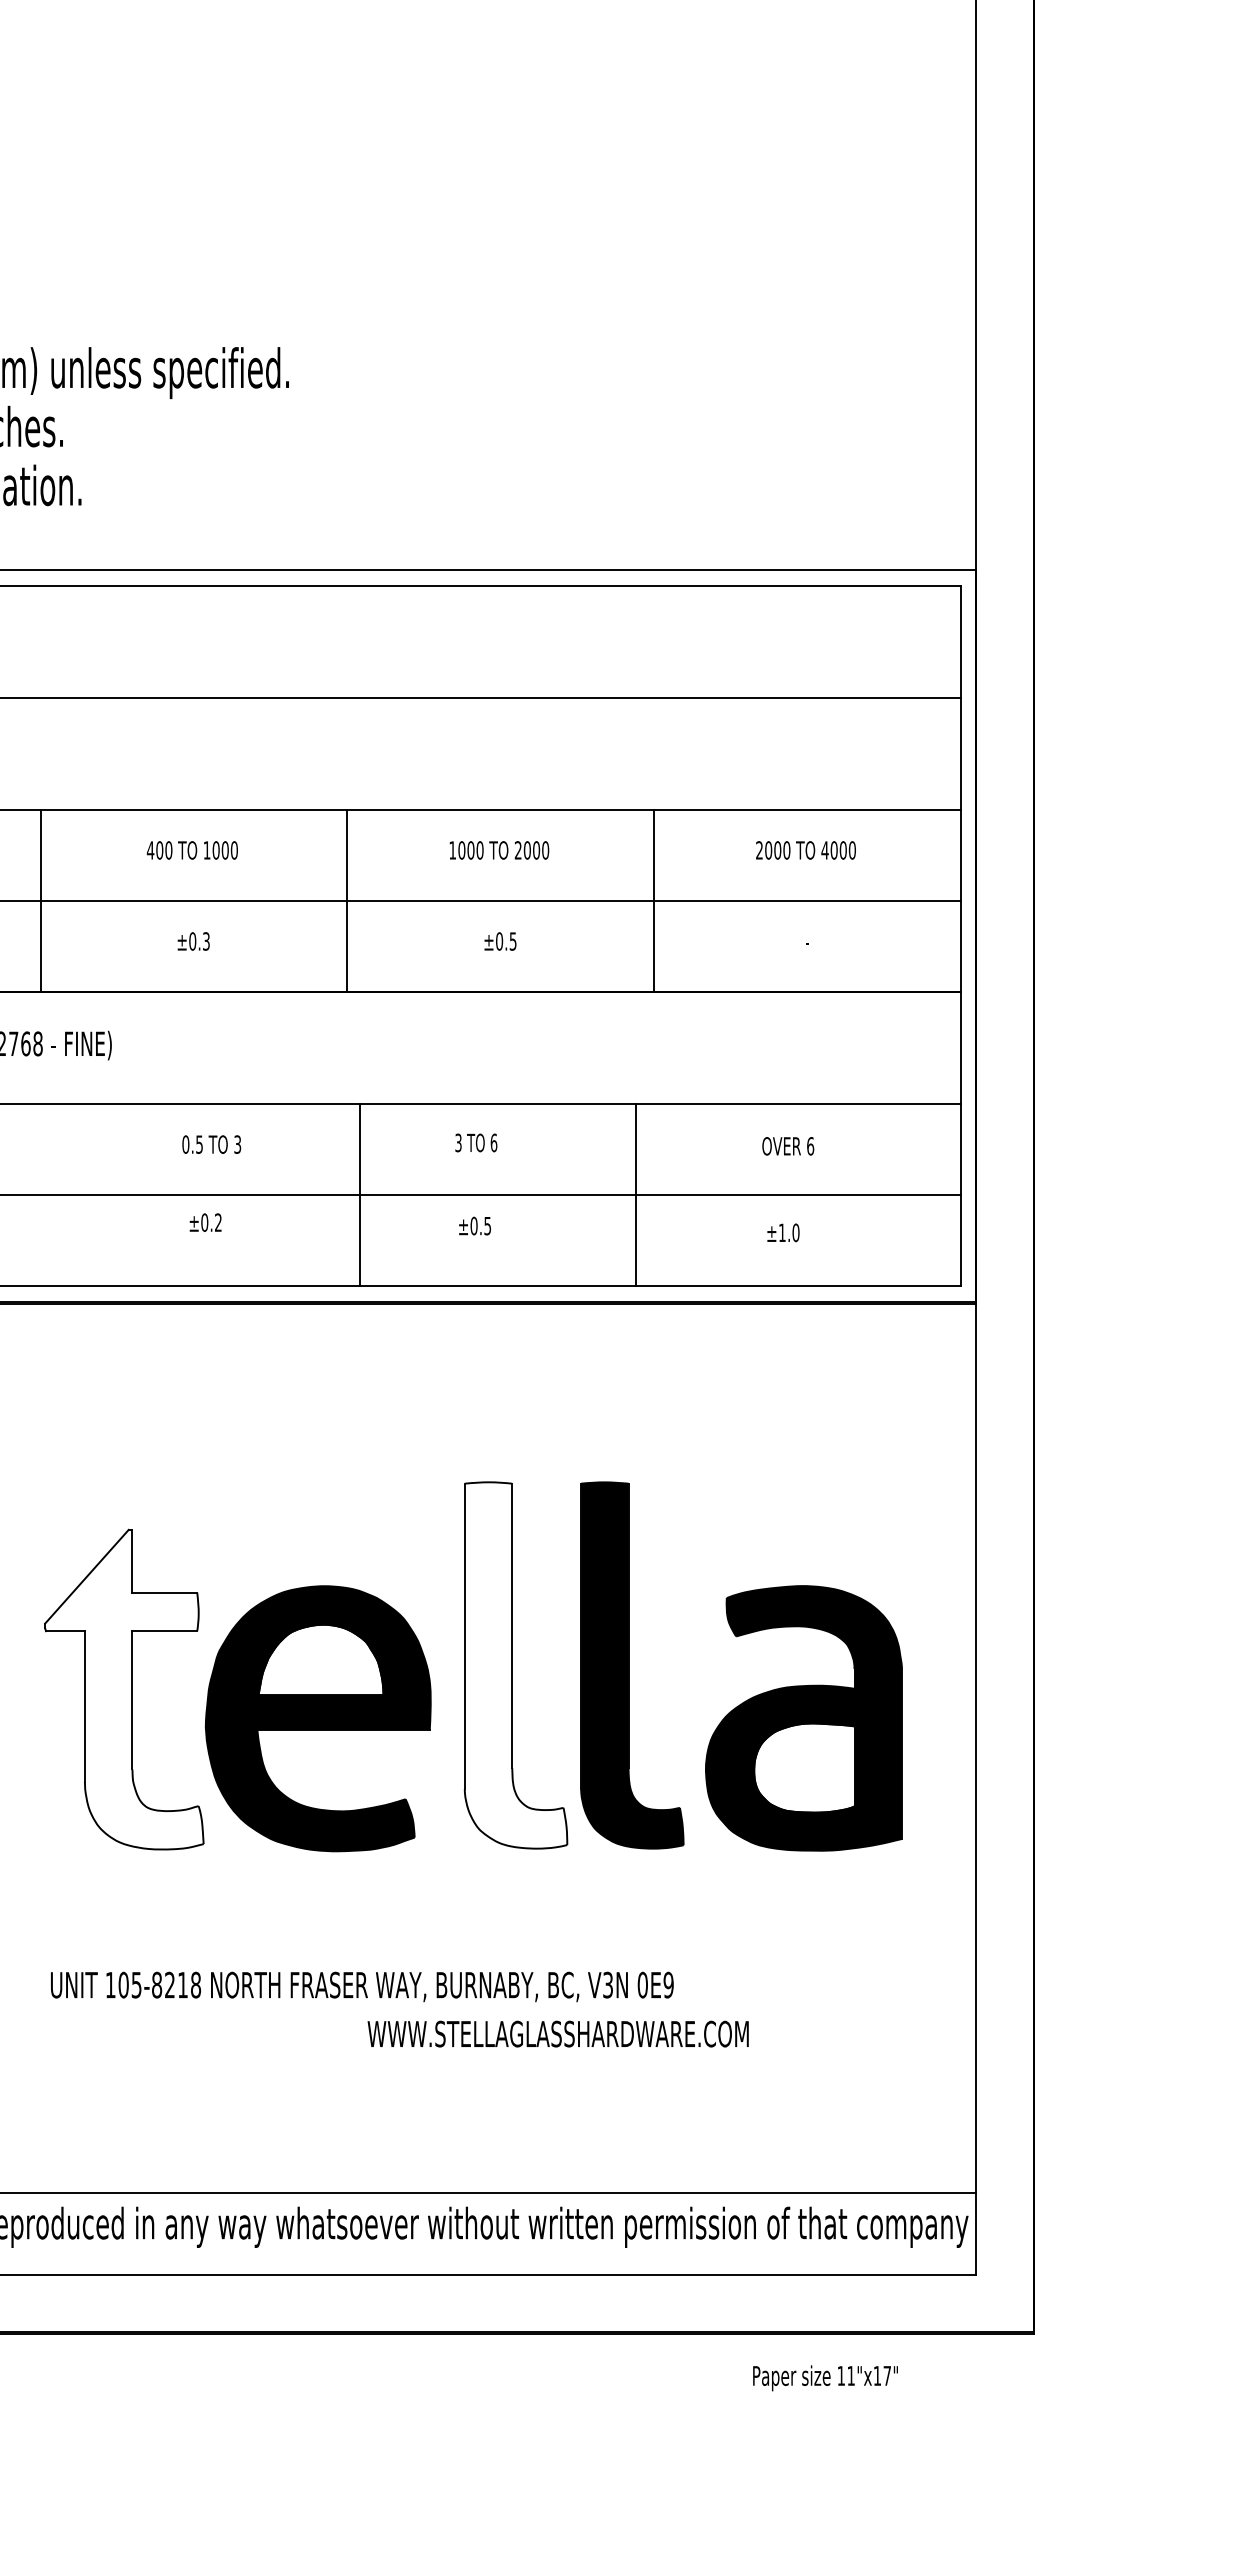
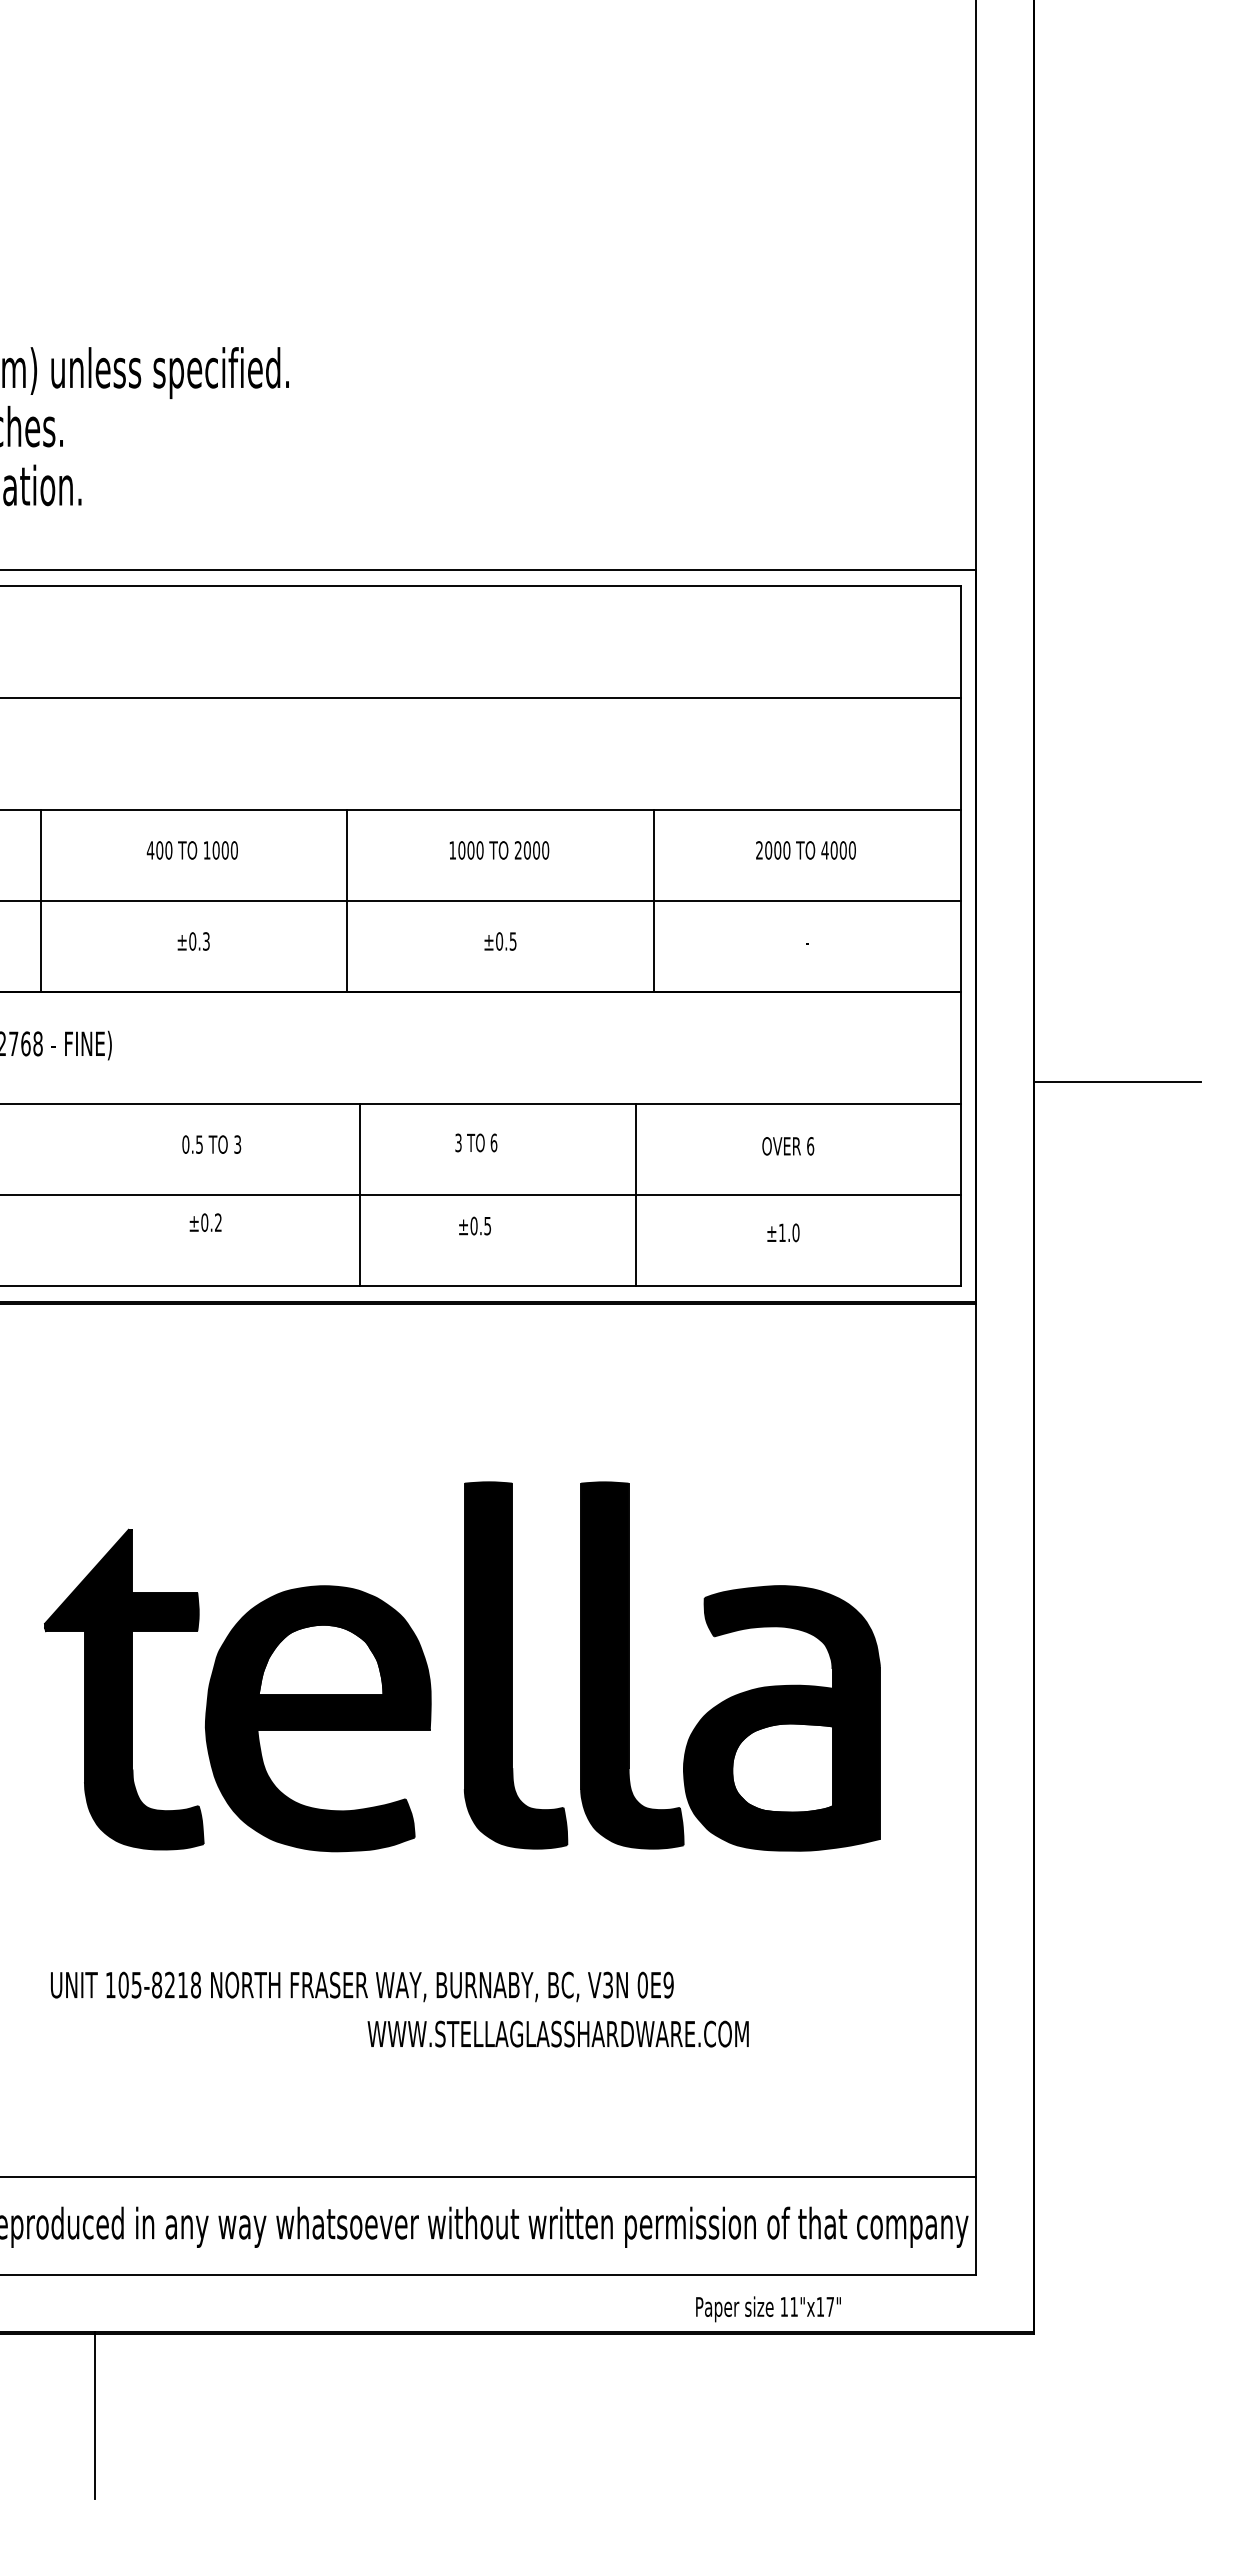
line: none -> present (1117, 1081)
fill: none -> present (515, 1665)
fill: none -> present (124, 1689)
part position: (803, 1718) -> (781, 1718) (781, 1718)
line position: (488, 2193) -> (488, 2177) (488, 2177)
text position: (825, 2378) -> (768, 2309) (768, 2309)
line: none -> present (94, 2415)
